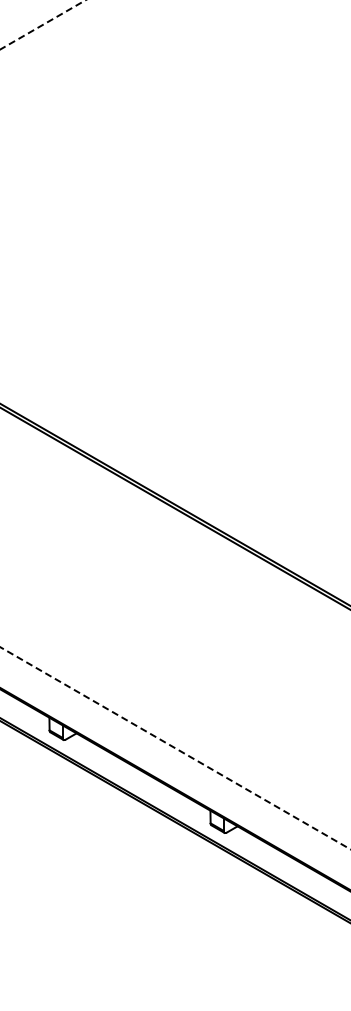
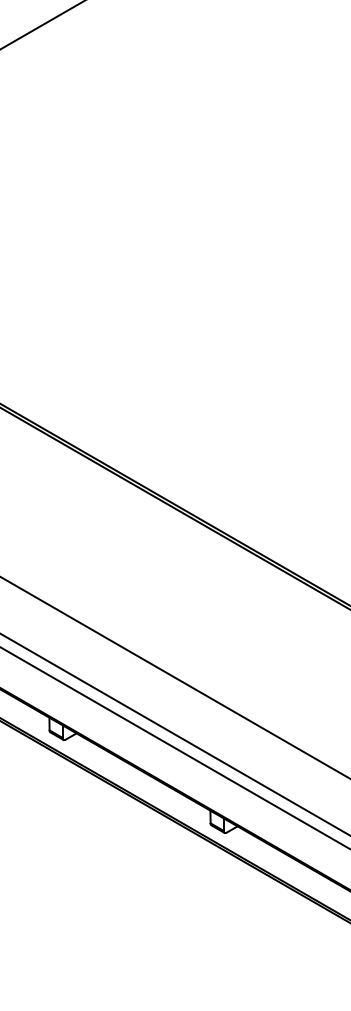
line: dashed -> solid (43, 24)
line: none -> present (174, 677)
line: none -> present (174, 734)
line: dashed -> solid (175, 748)
